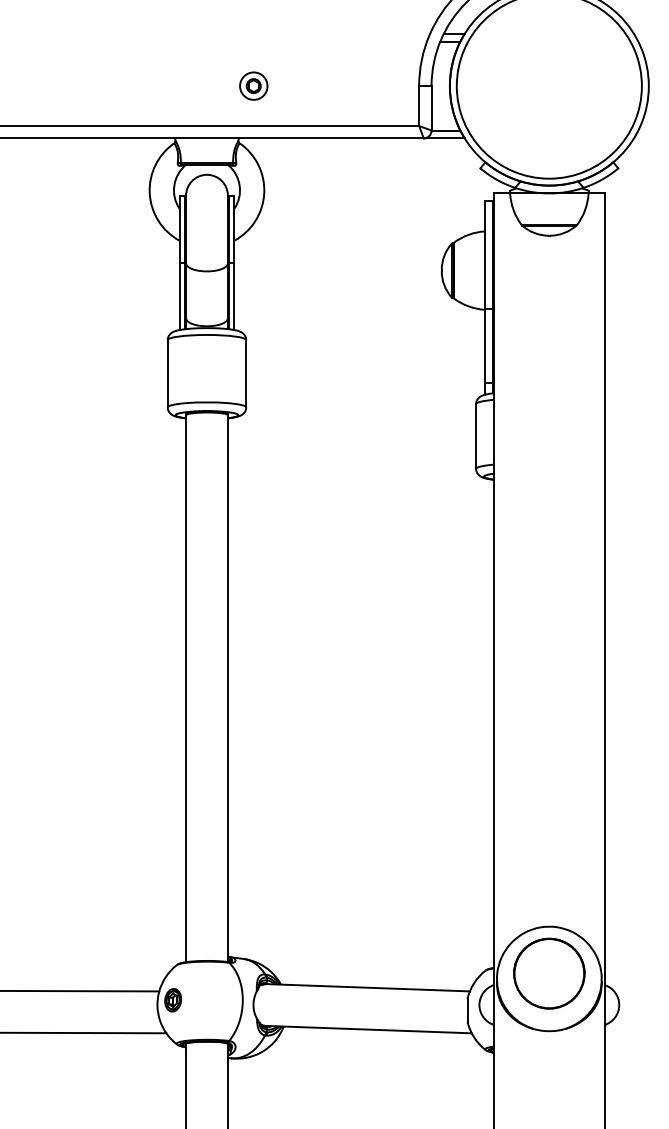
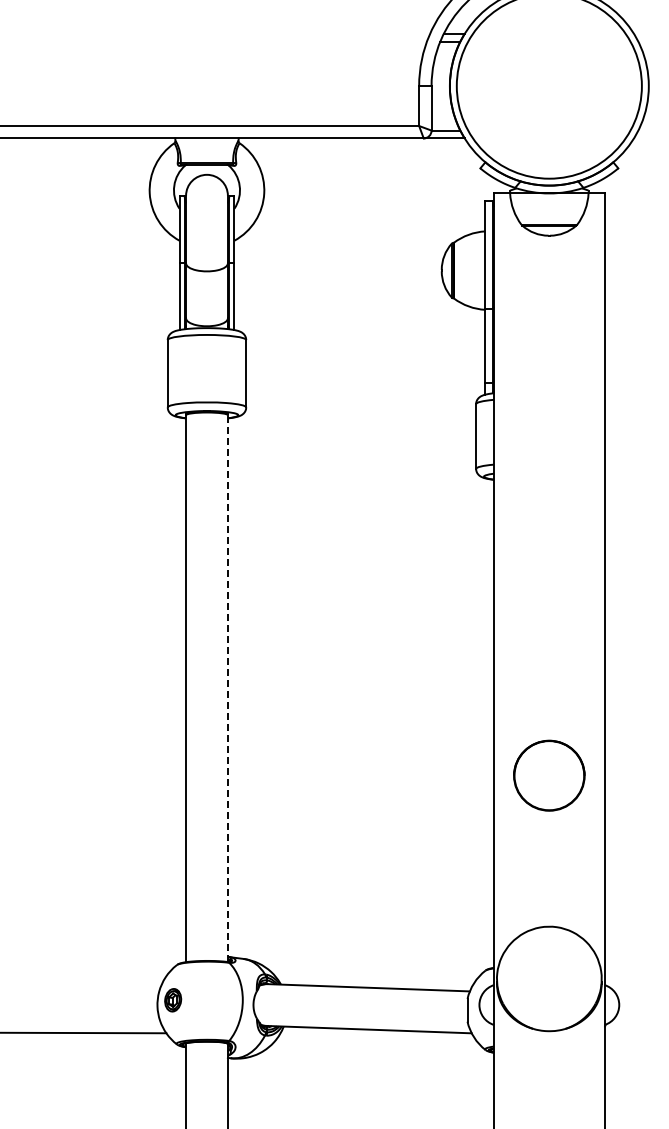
part: present -> none (253, 85)
line: solid -> dashed (227, 688)
part position: (549, 973) -> (549, 775) (549, 775)
line: present -> none (80, 990)
